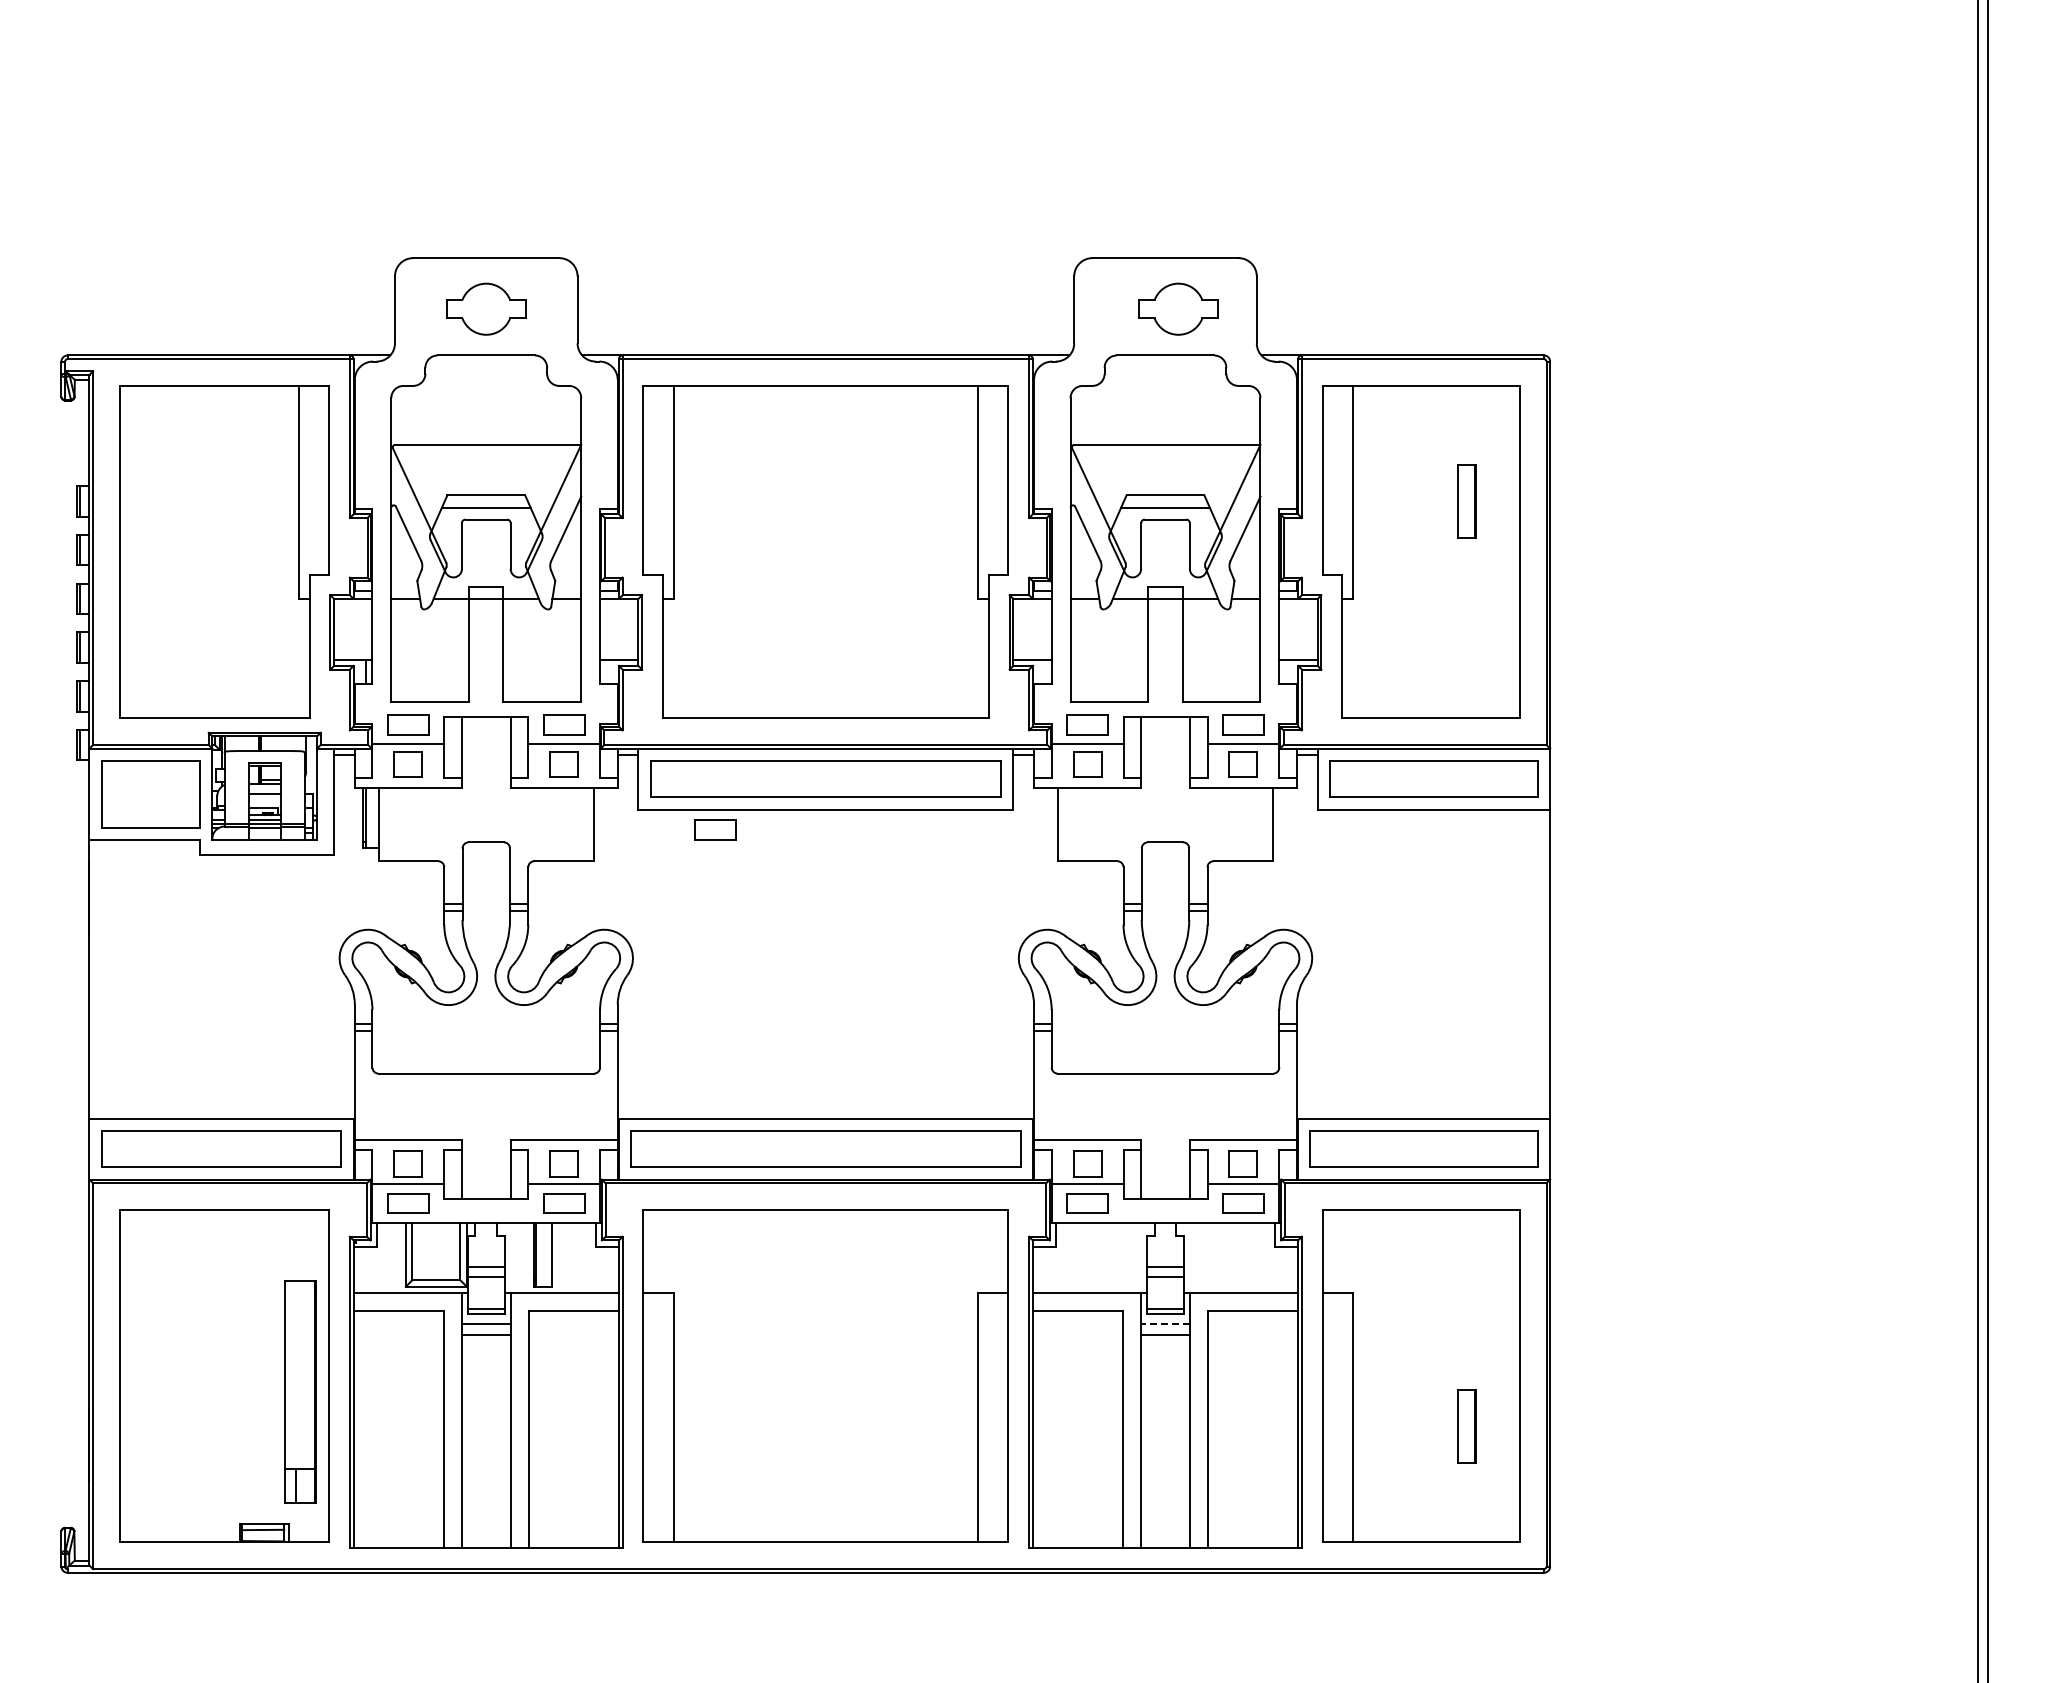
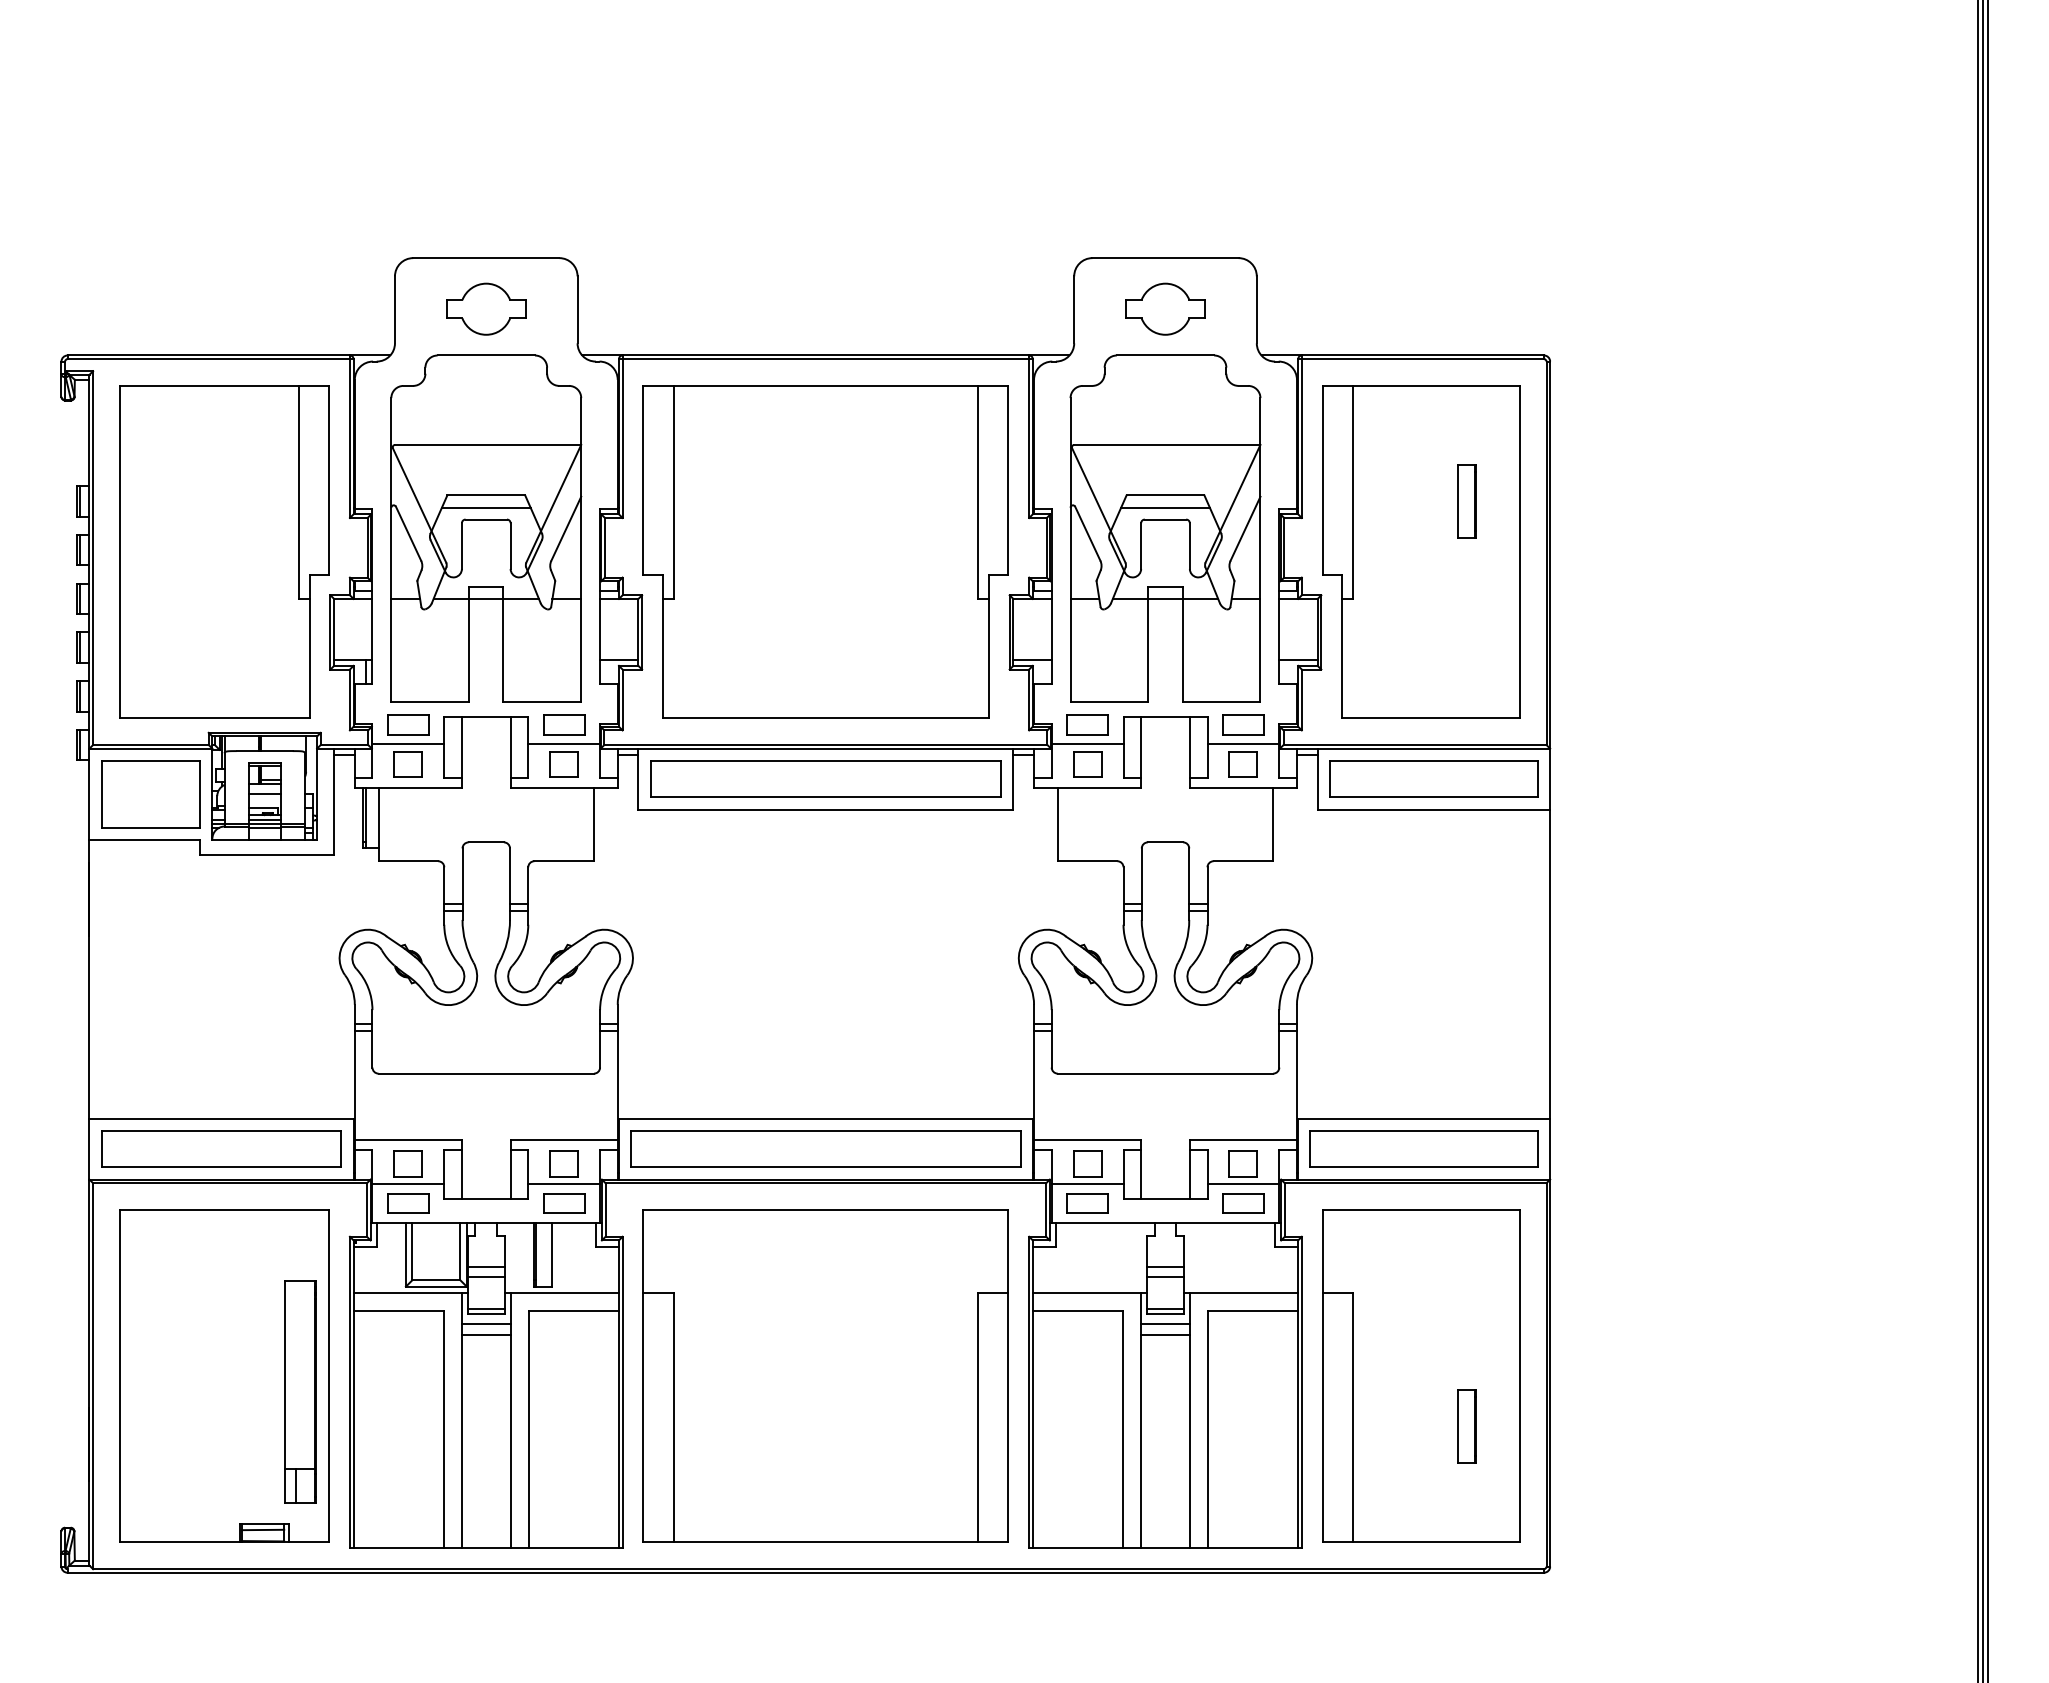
part position: (1178, 308) -> (1165, 308) (1165, 308)
part: present -> none (715, 829)
line: none -> present (1982, 840)
line: dashed -> solid (1165, 1324)
